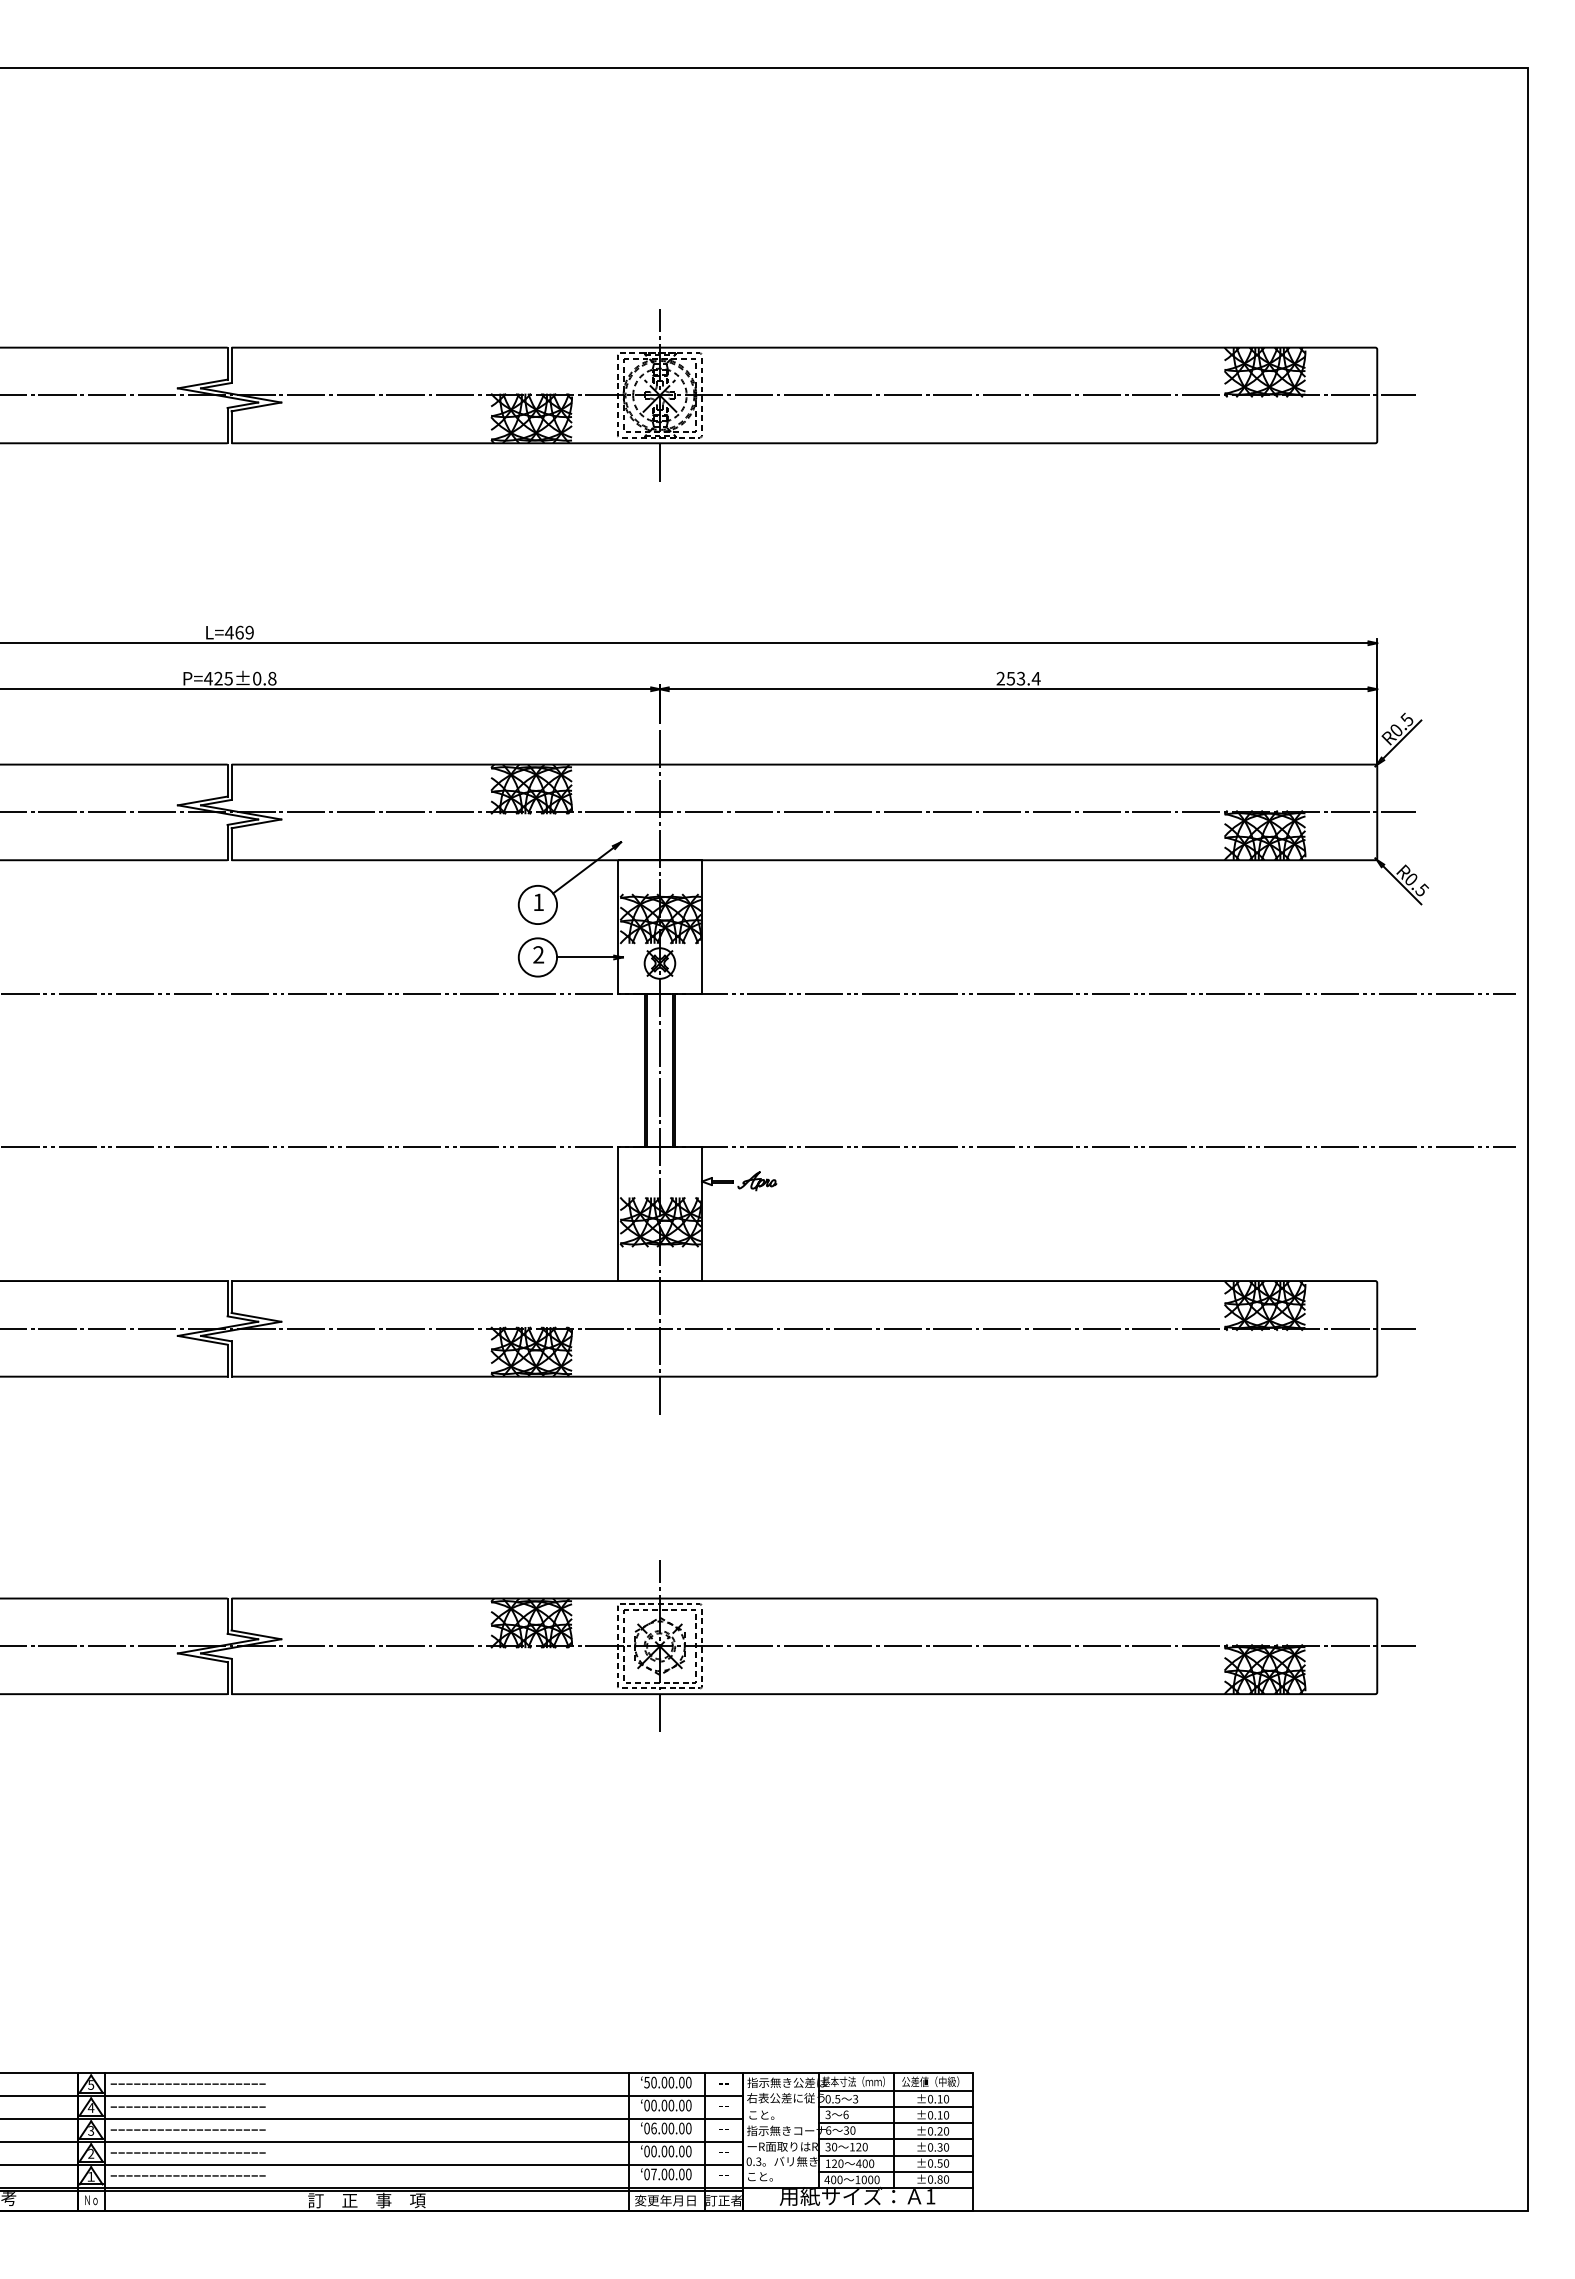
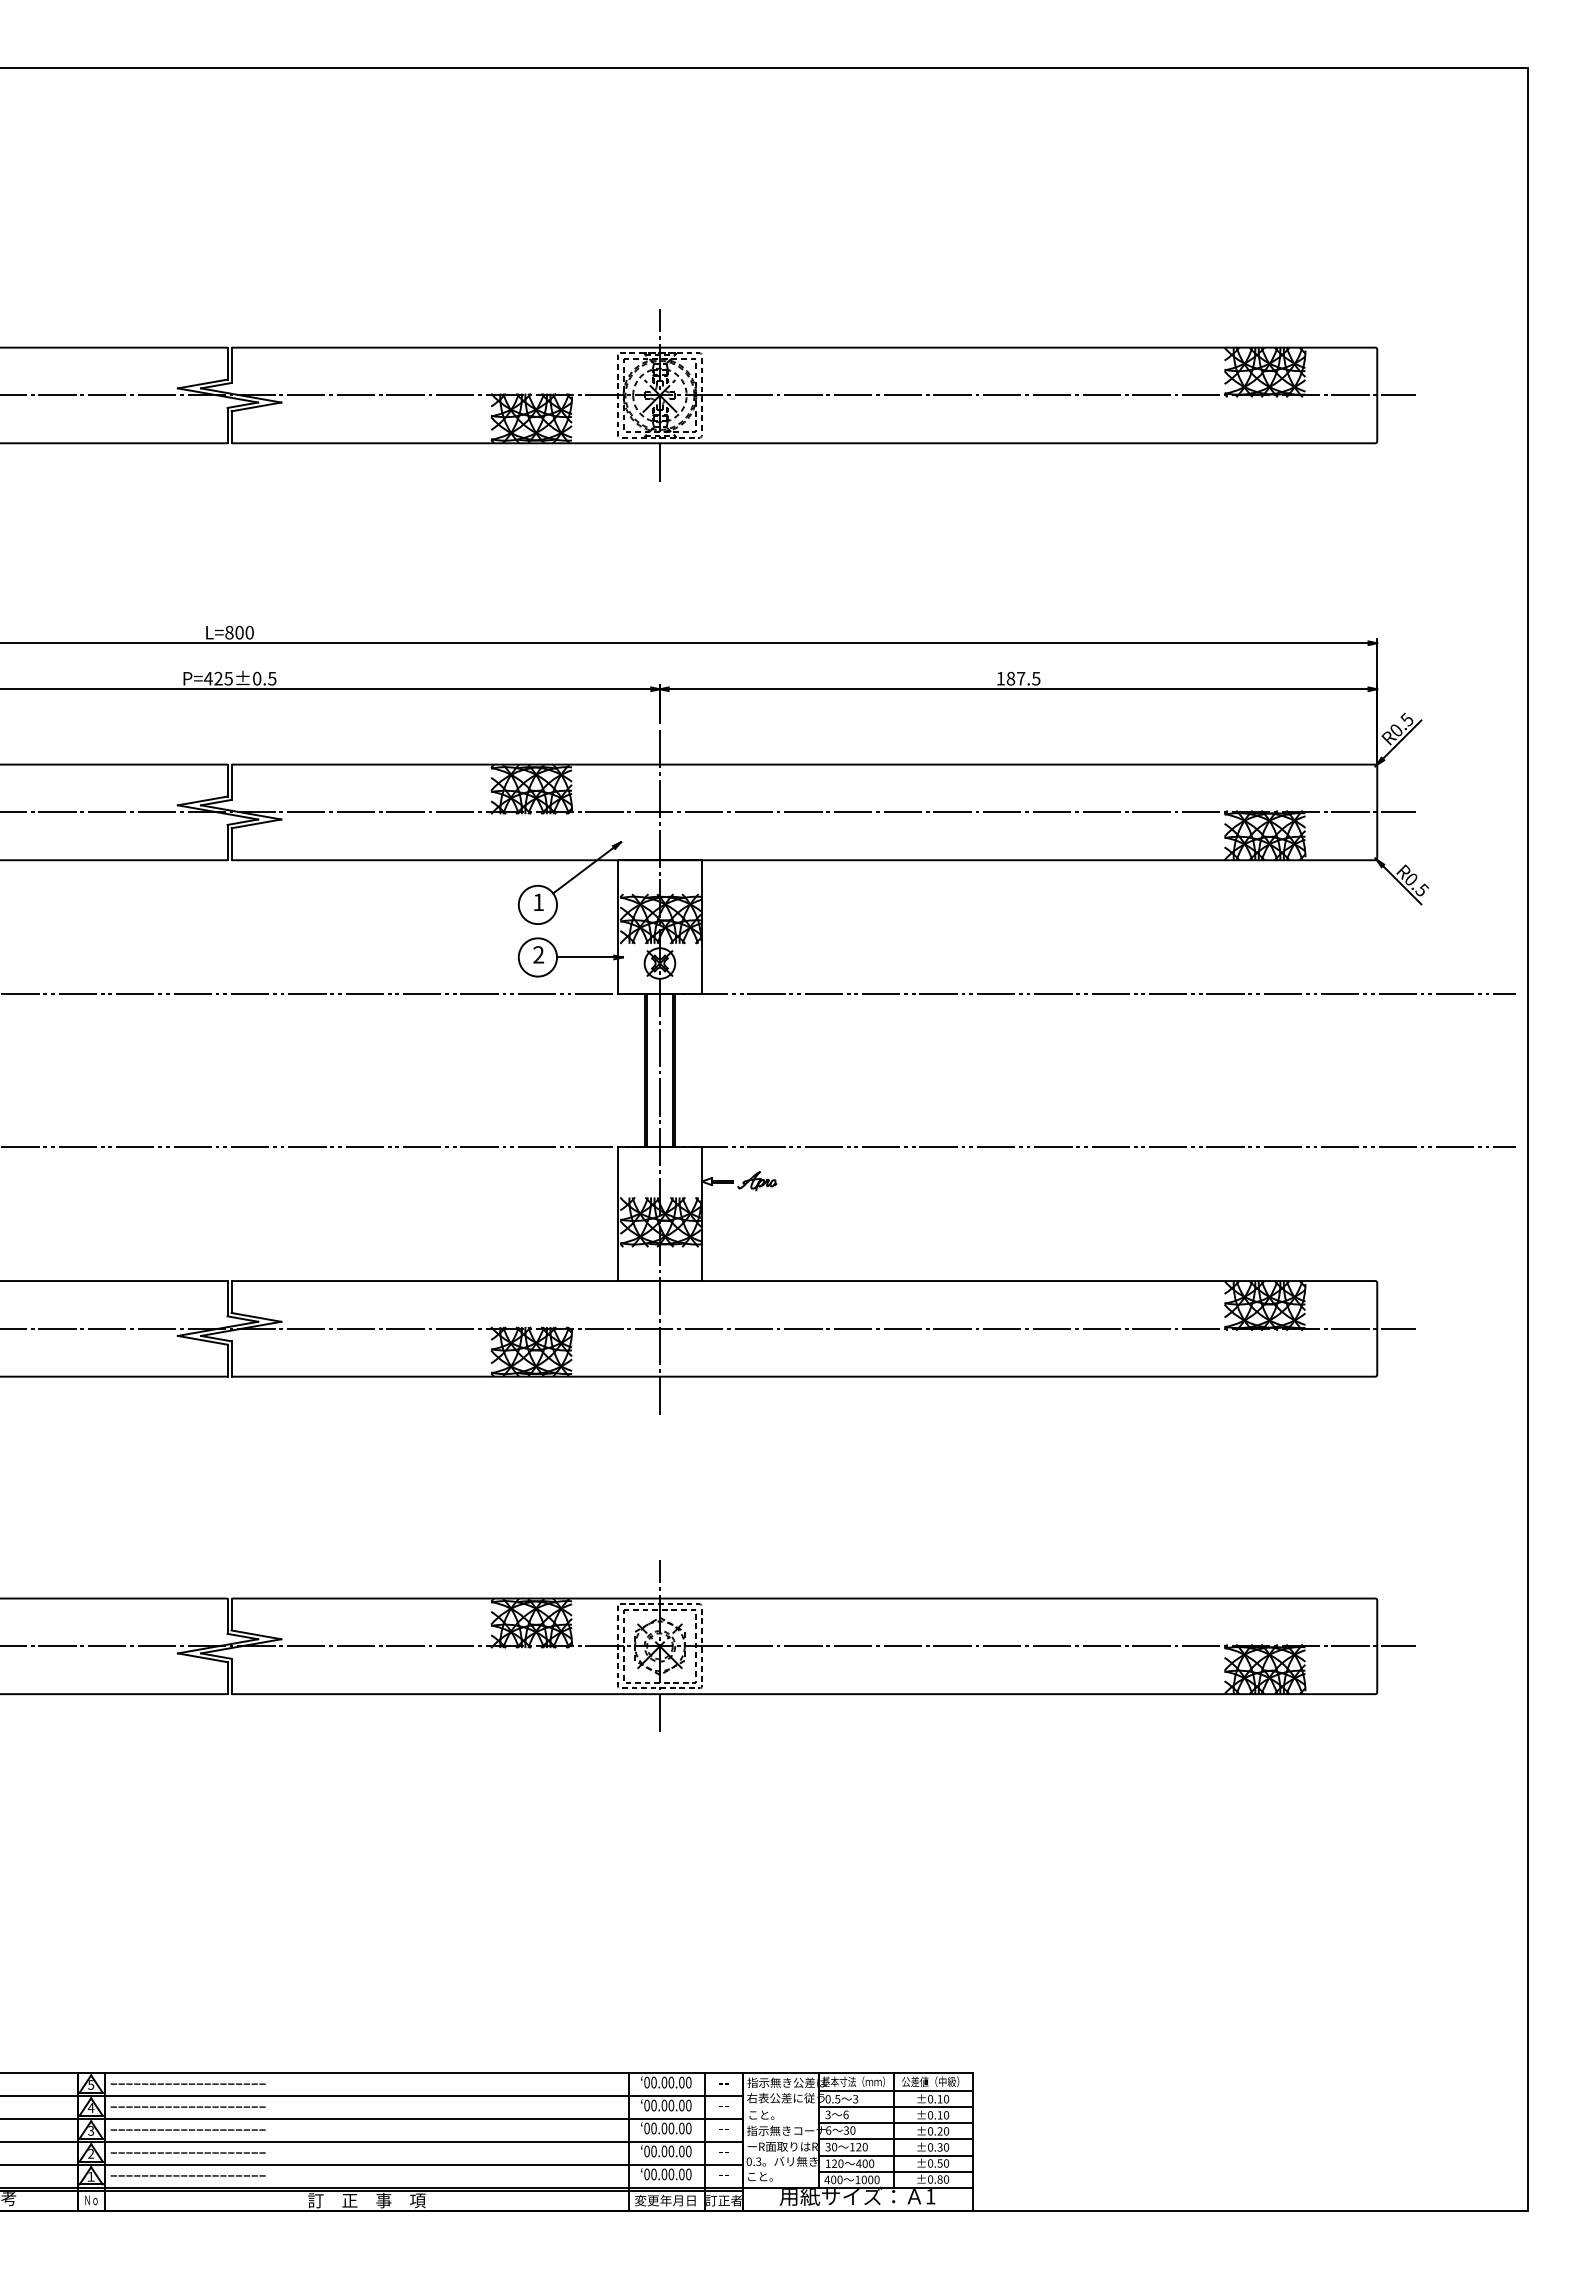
text: L=469 -> L=800 (238, 632)
text: P=425±0.8 -> P=425±0.5 (272, 678)
text: 253.4 -> 187.5 (1018, 678)
text: 50.00.00 -> 00.00.00 (646, 2082)
text: 06.00.00 -> 00.00.00 (653, 2128)
text: 07.00.00 -> 00.00.00 (653, 2174)
